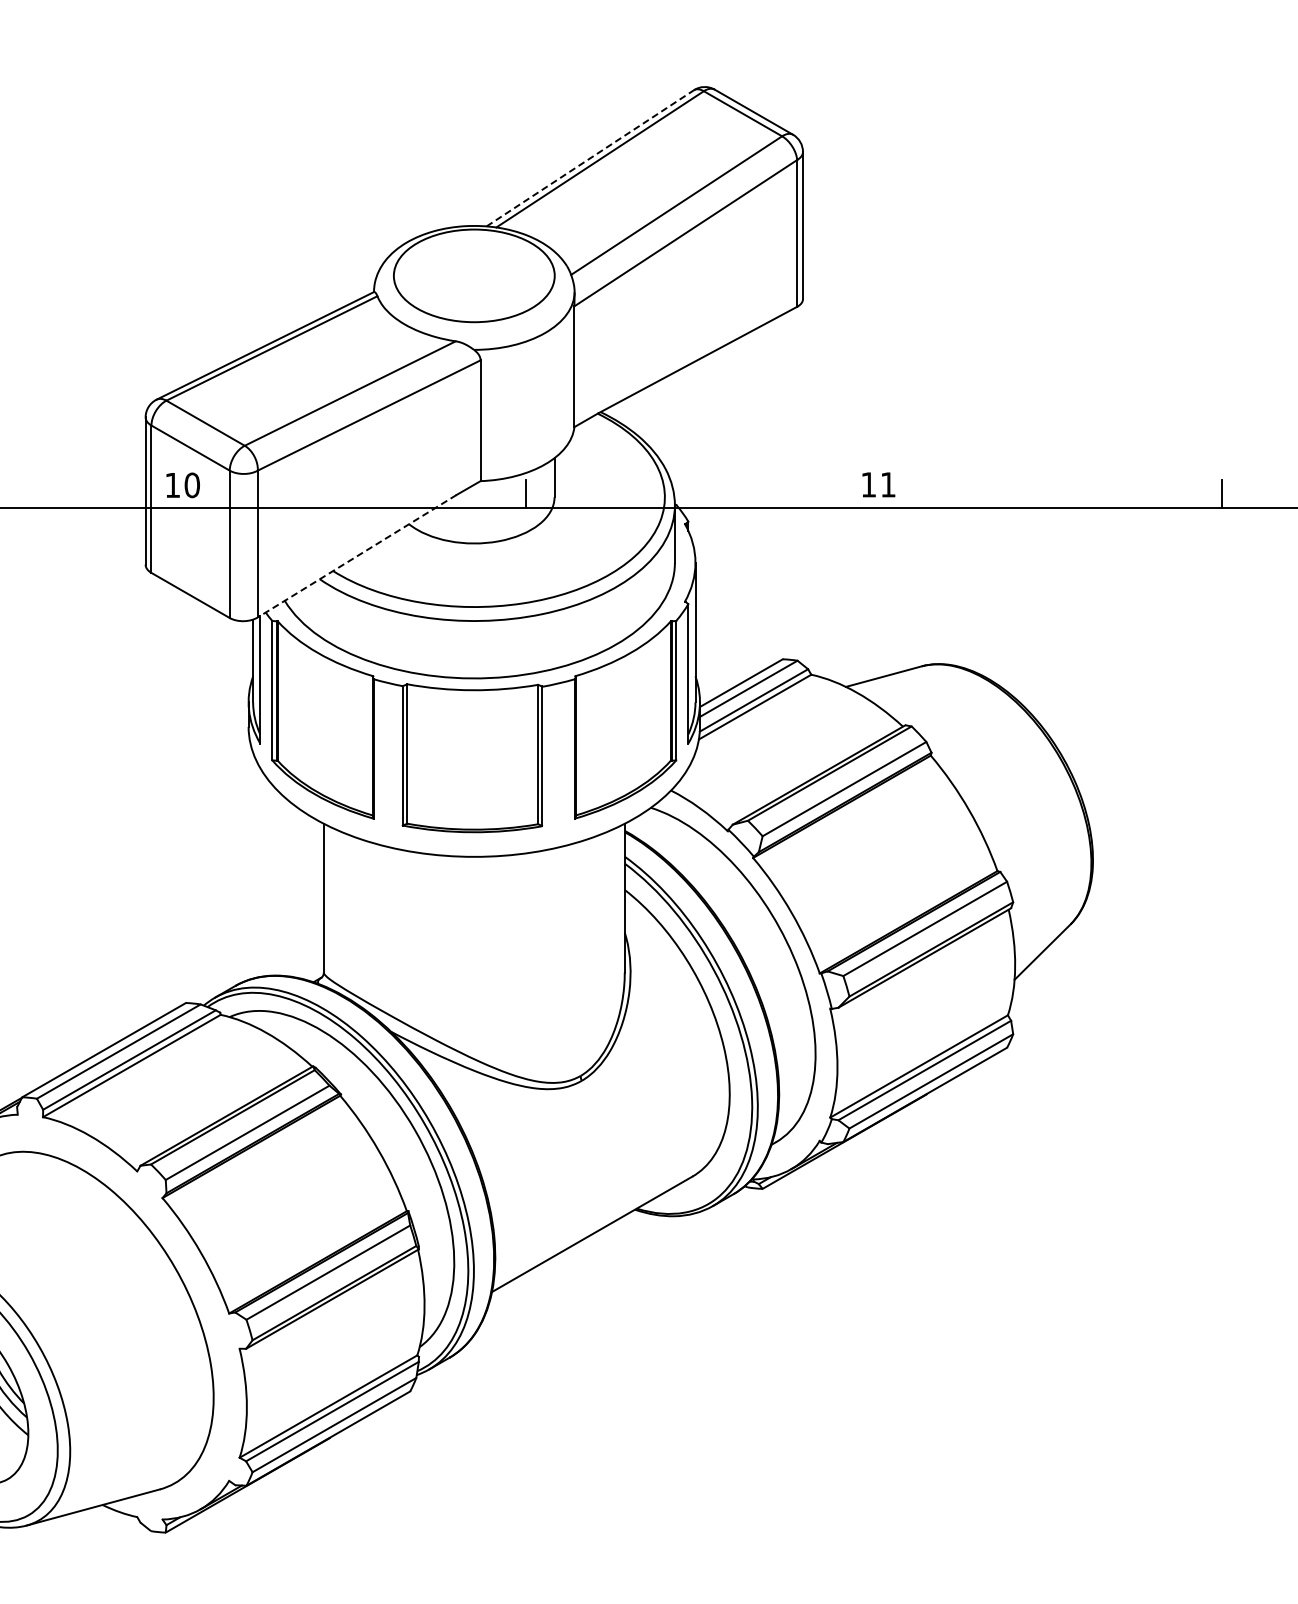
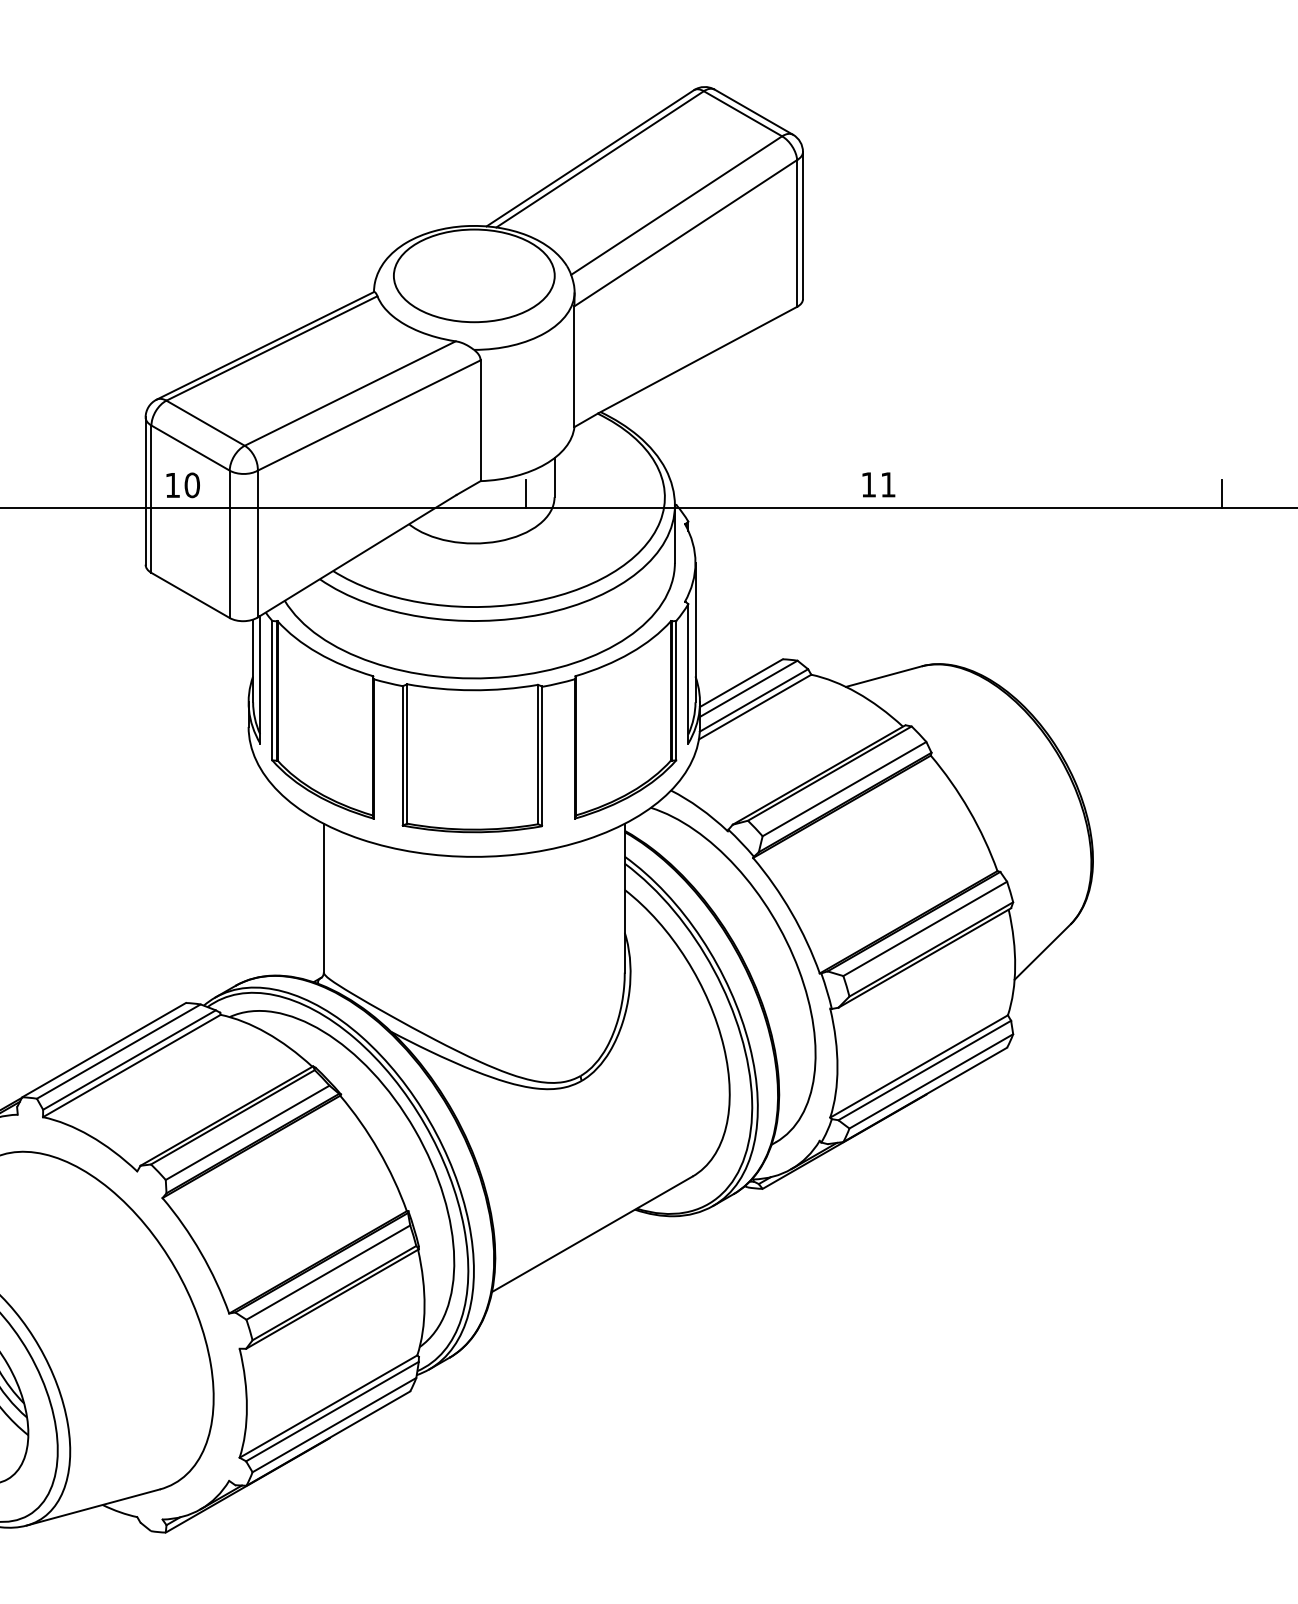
line: dashed -> solid (590, 158)
line: dashed -> solid (357, 556)
